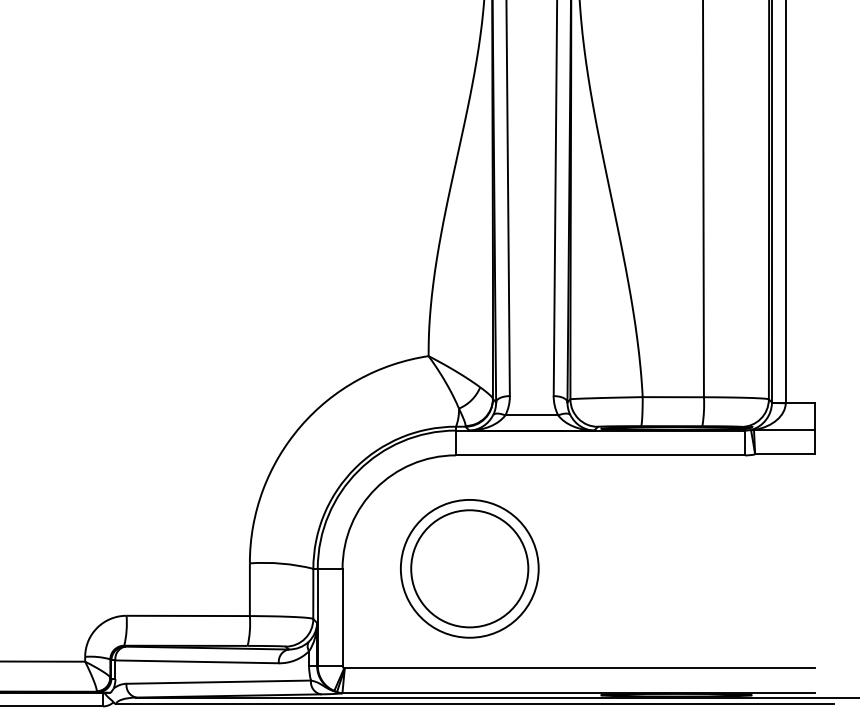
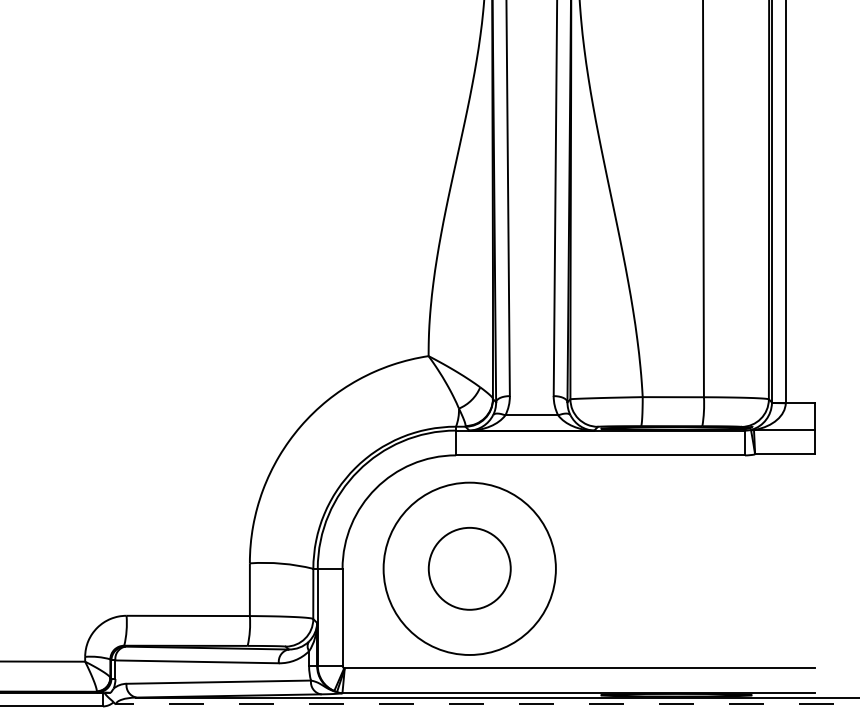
circle diameter: 117 px -> 82 px (469, 568)
circle diameter: 138 px -> 172 px (469, 568)
line: solid -> dashed (474, 704)
